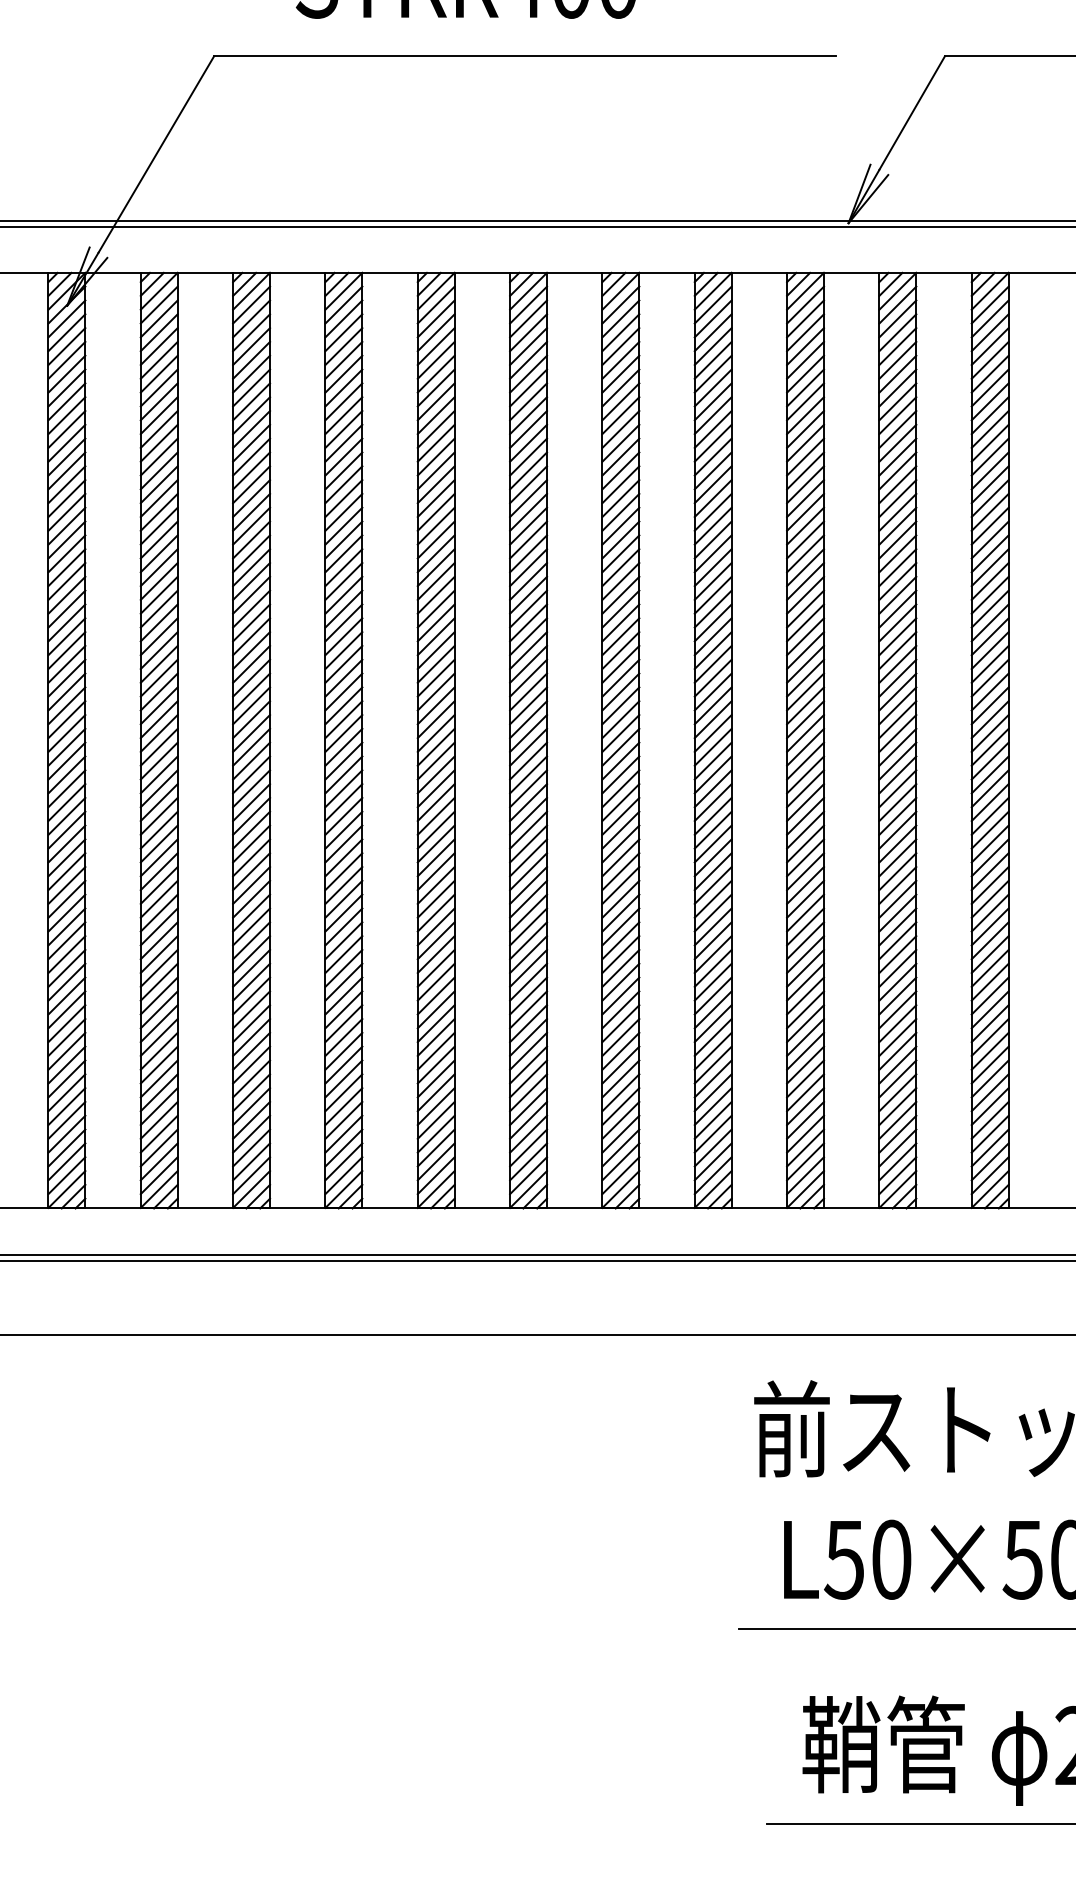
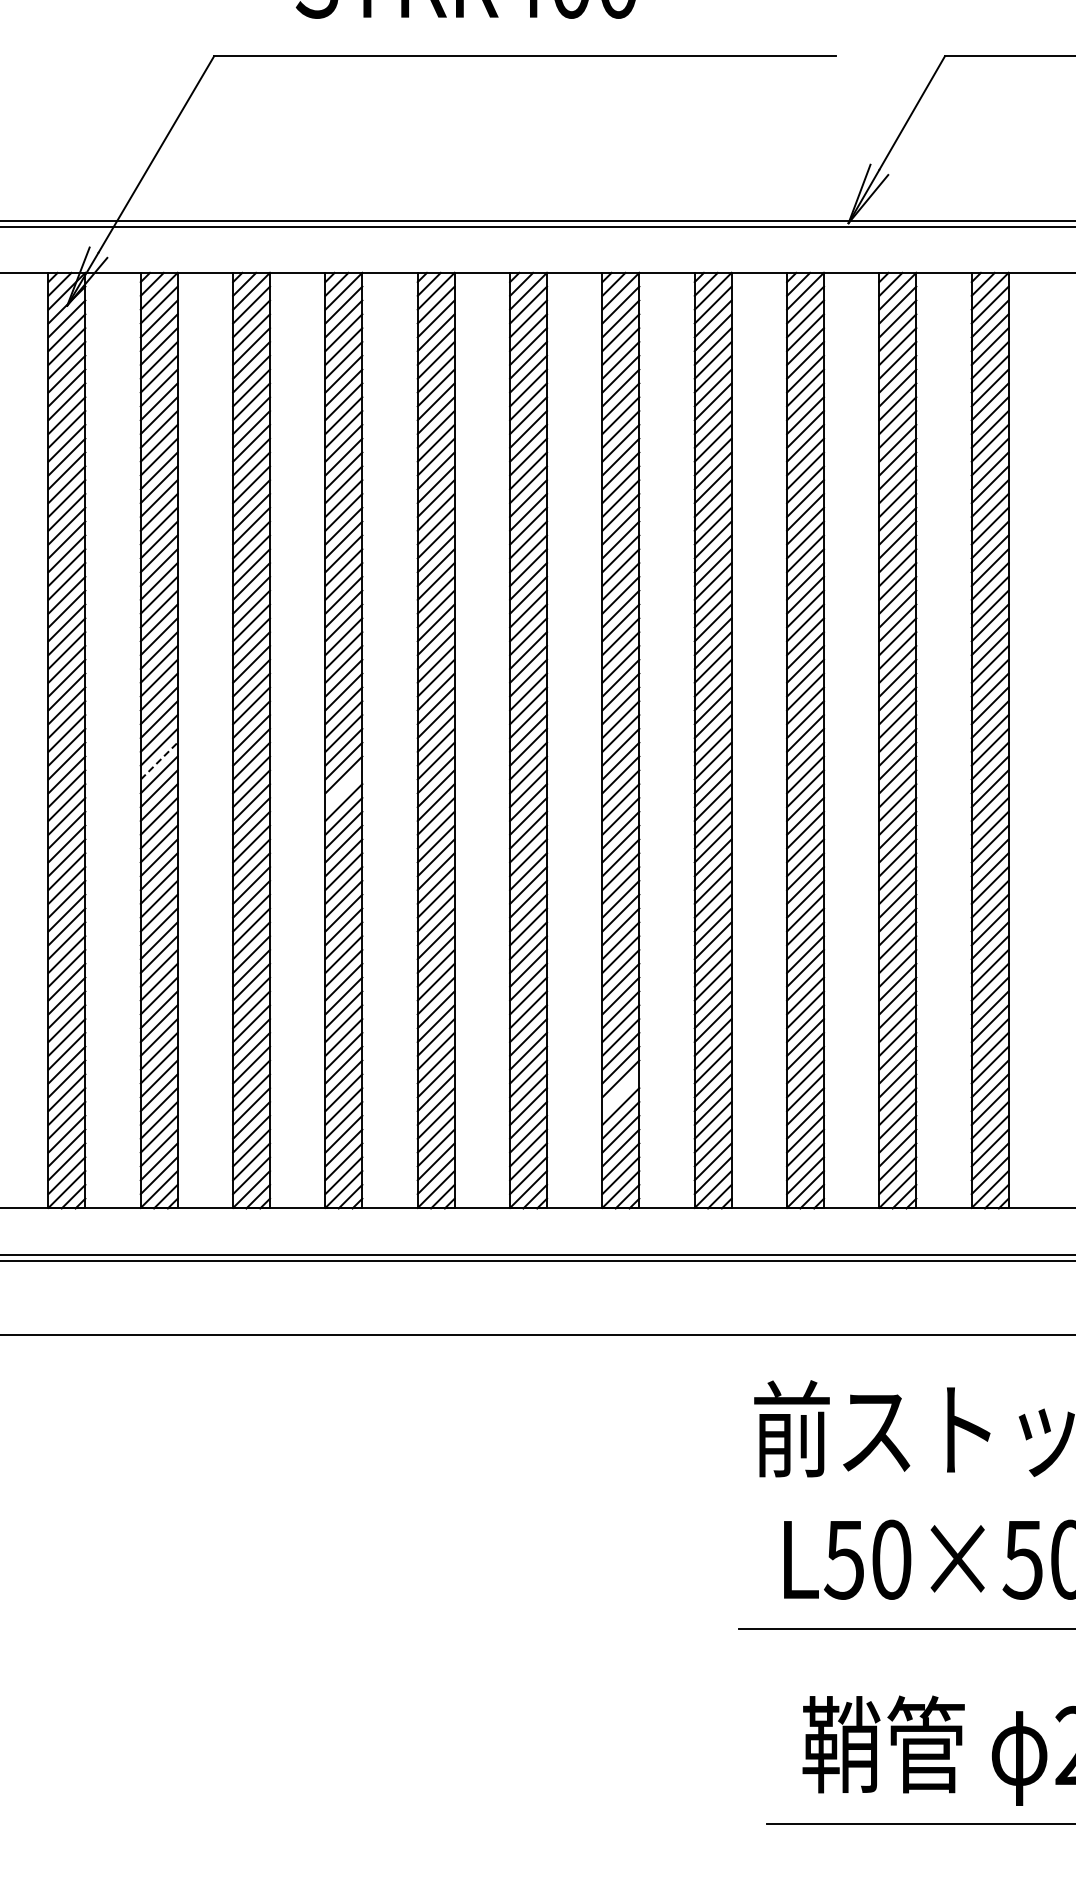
line: solid -> dashed (159, 760)
line: present -> none (343, 788)
line: present -> none (620, 1092)
